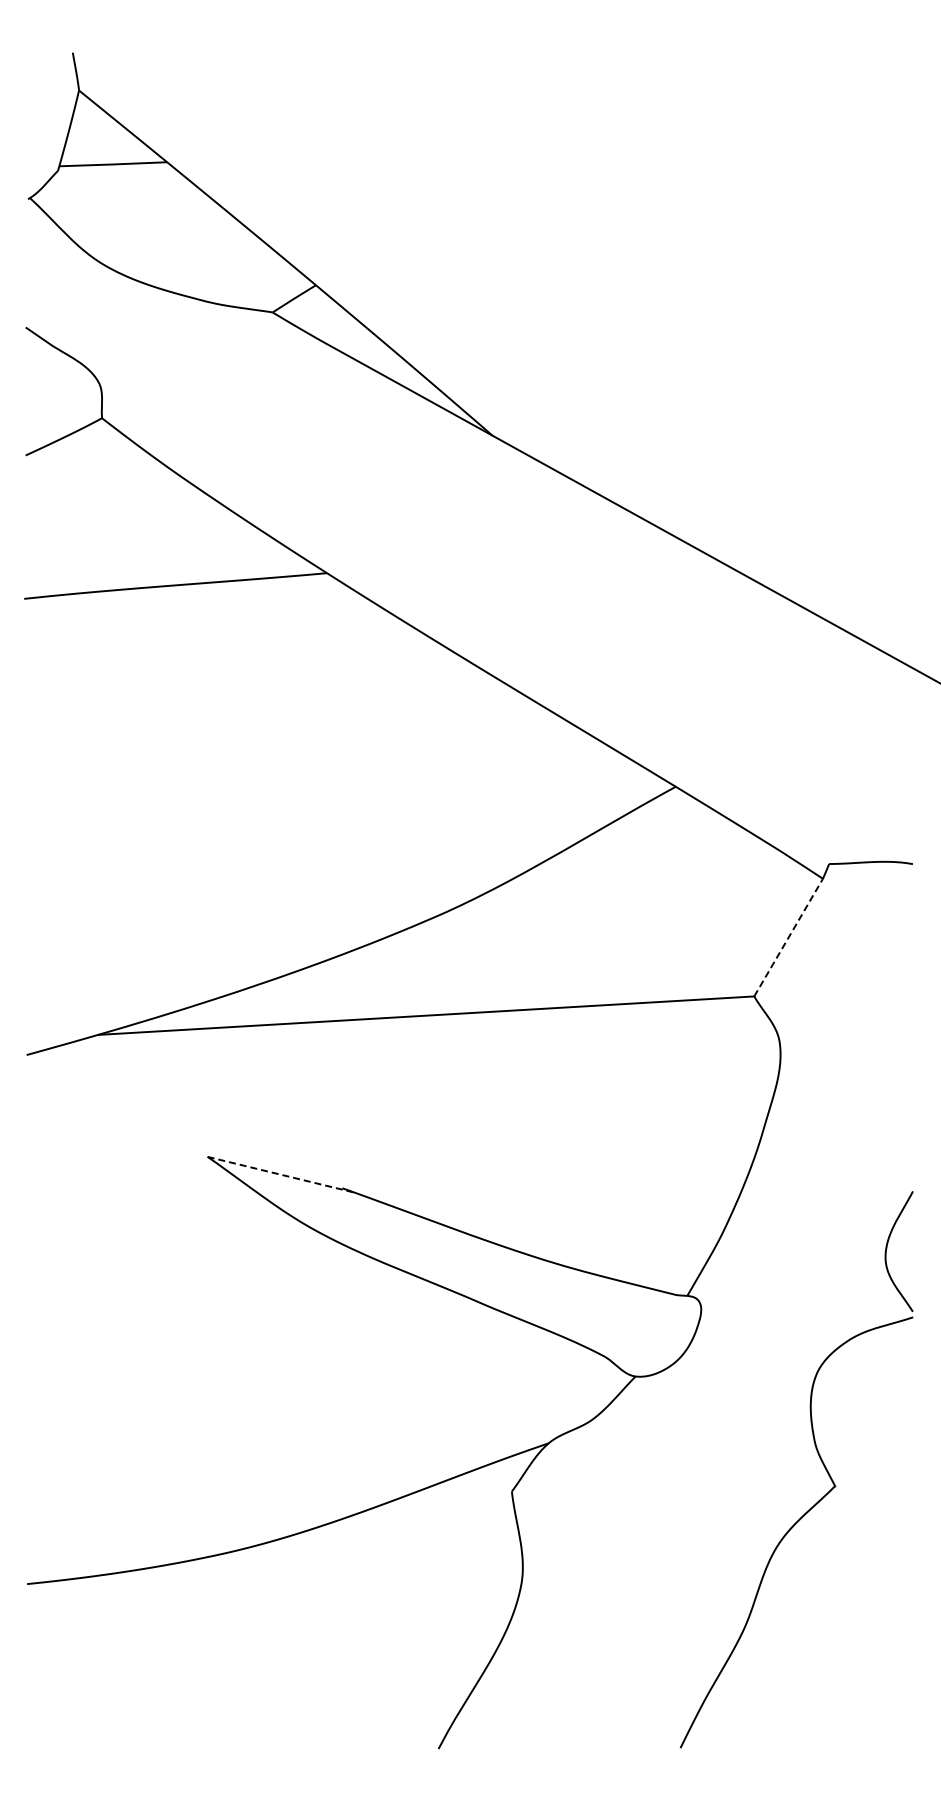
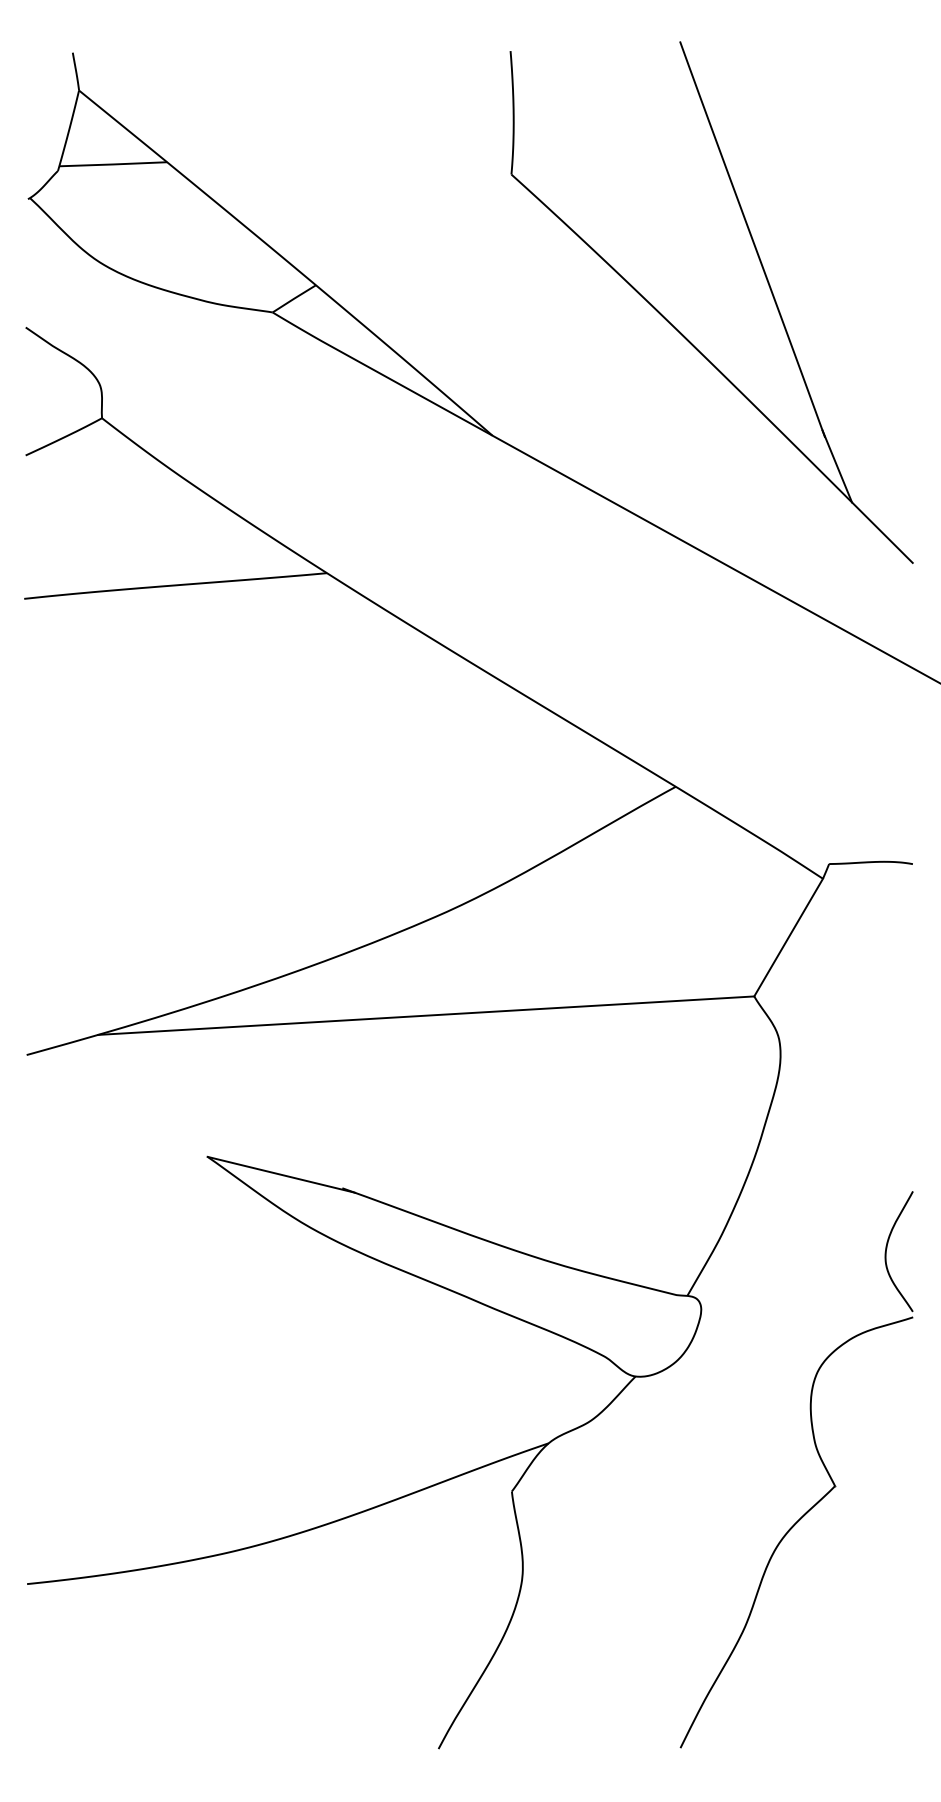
part: none -> present (681, 332)
line: dashed -> solid (788, 937)
line: dashed -> solid (281, 1174)
